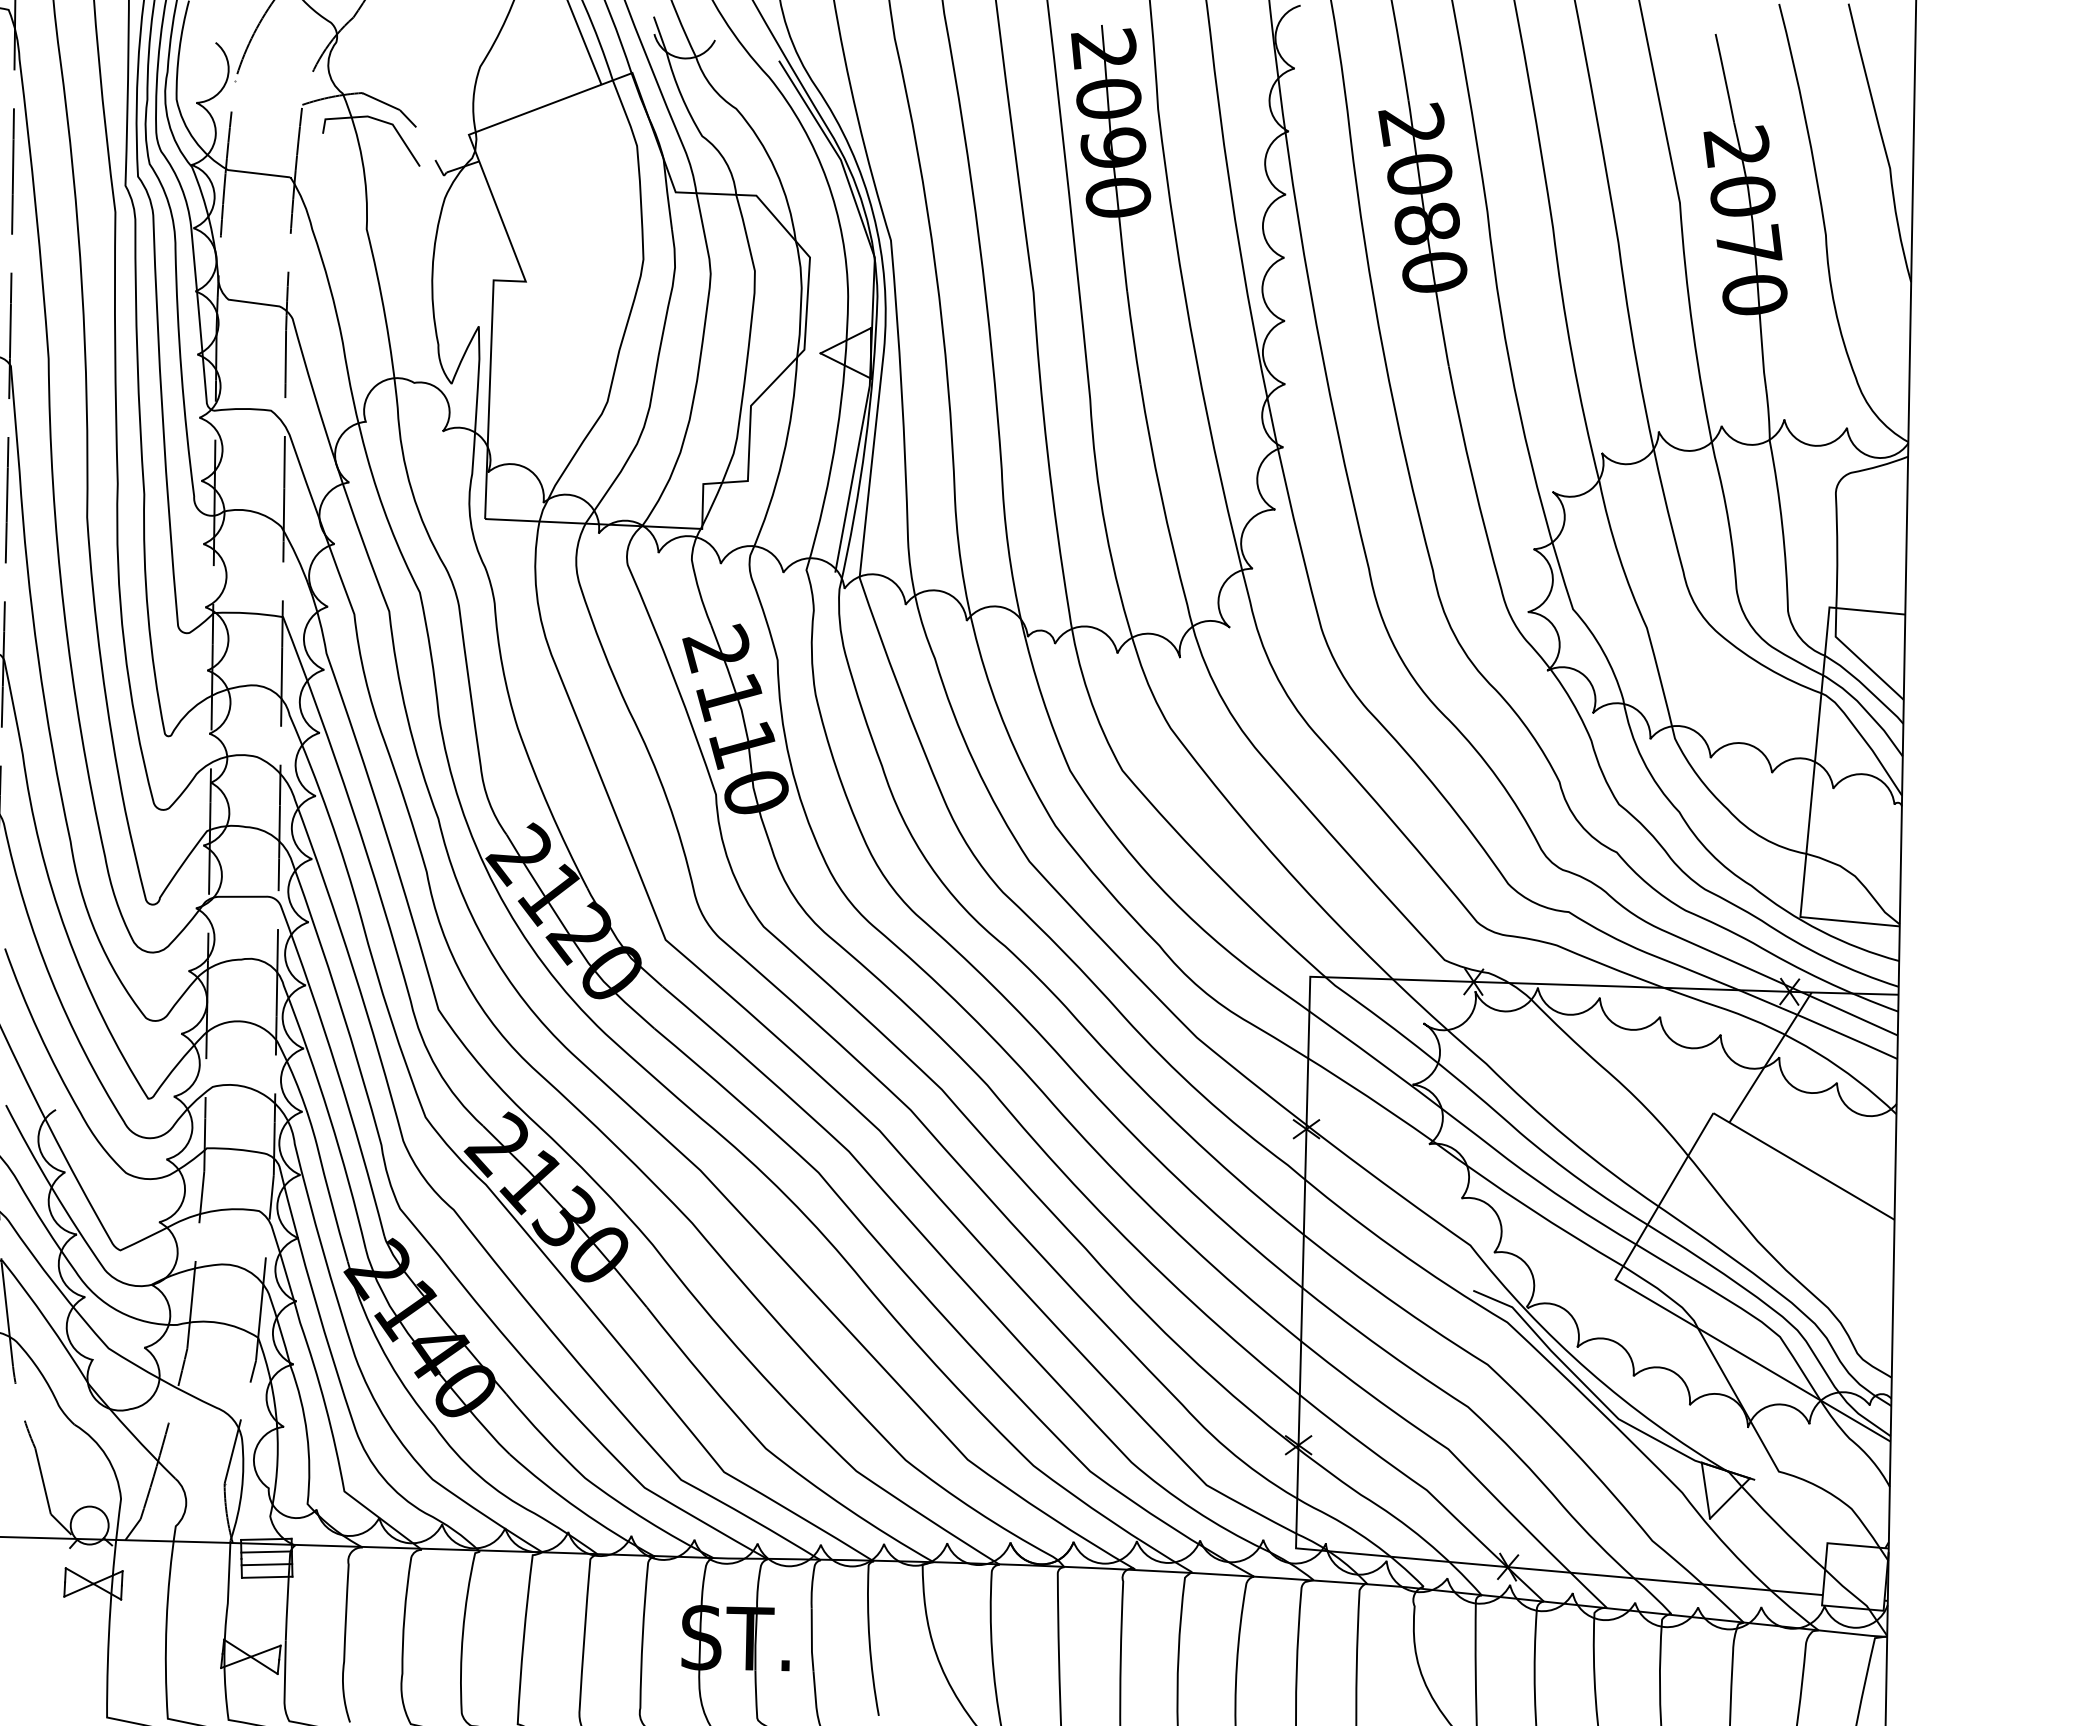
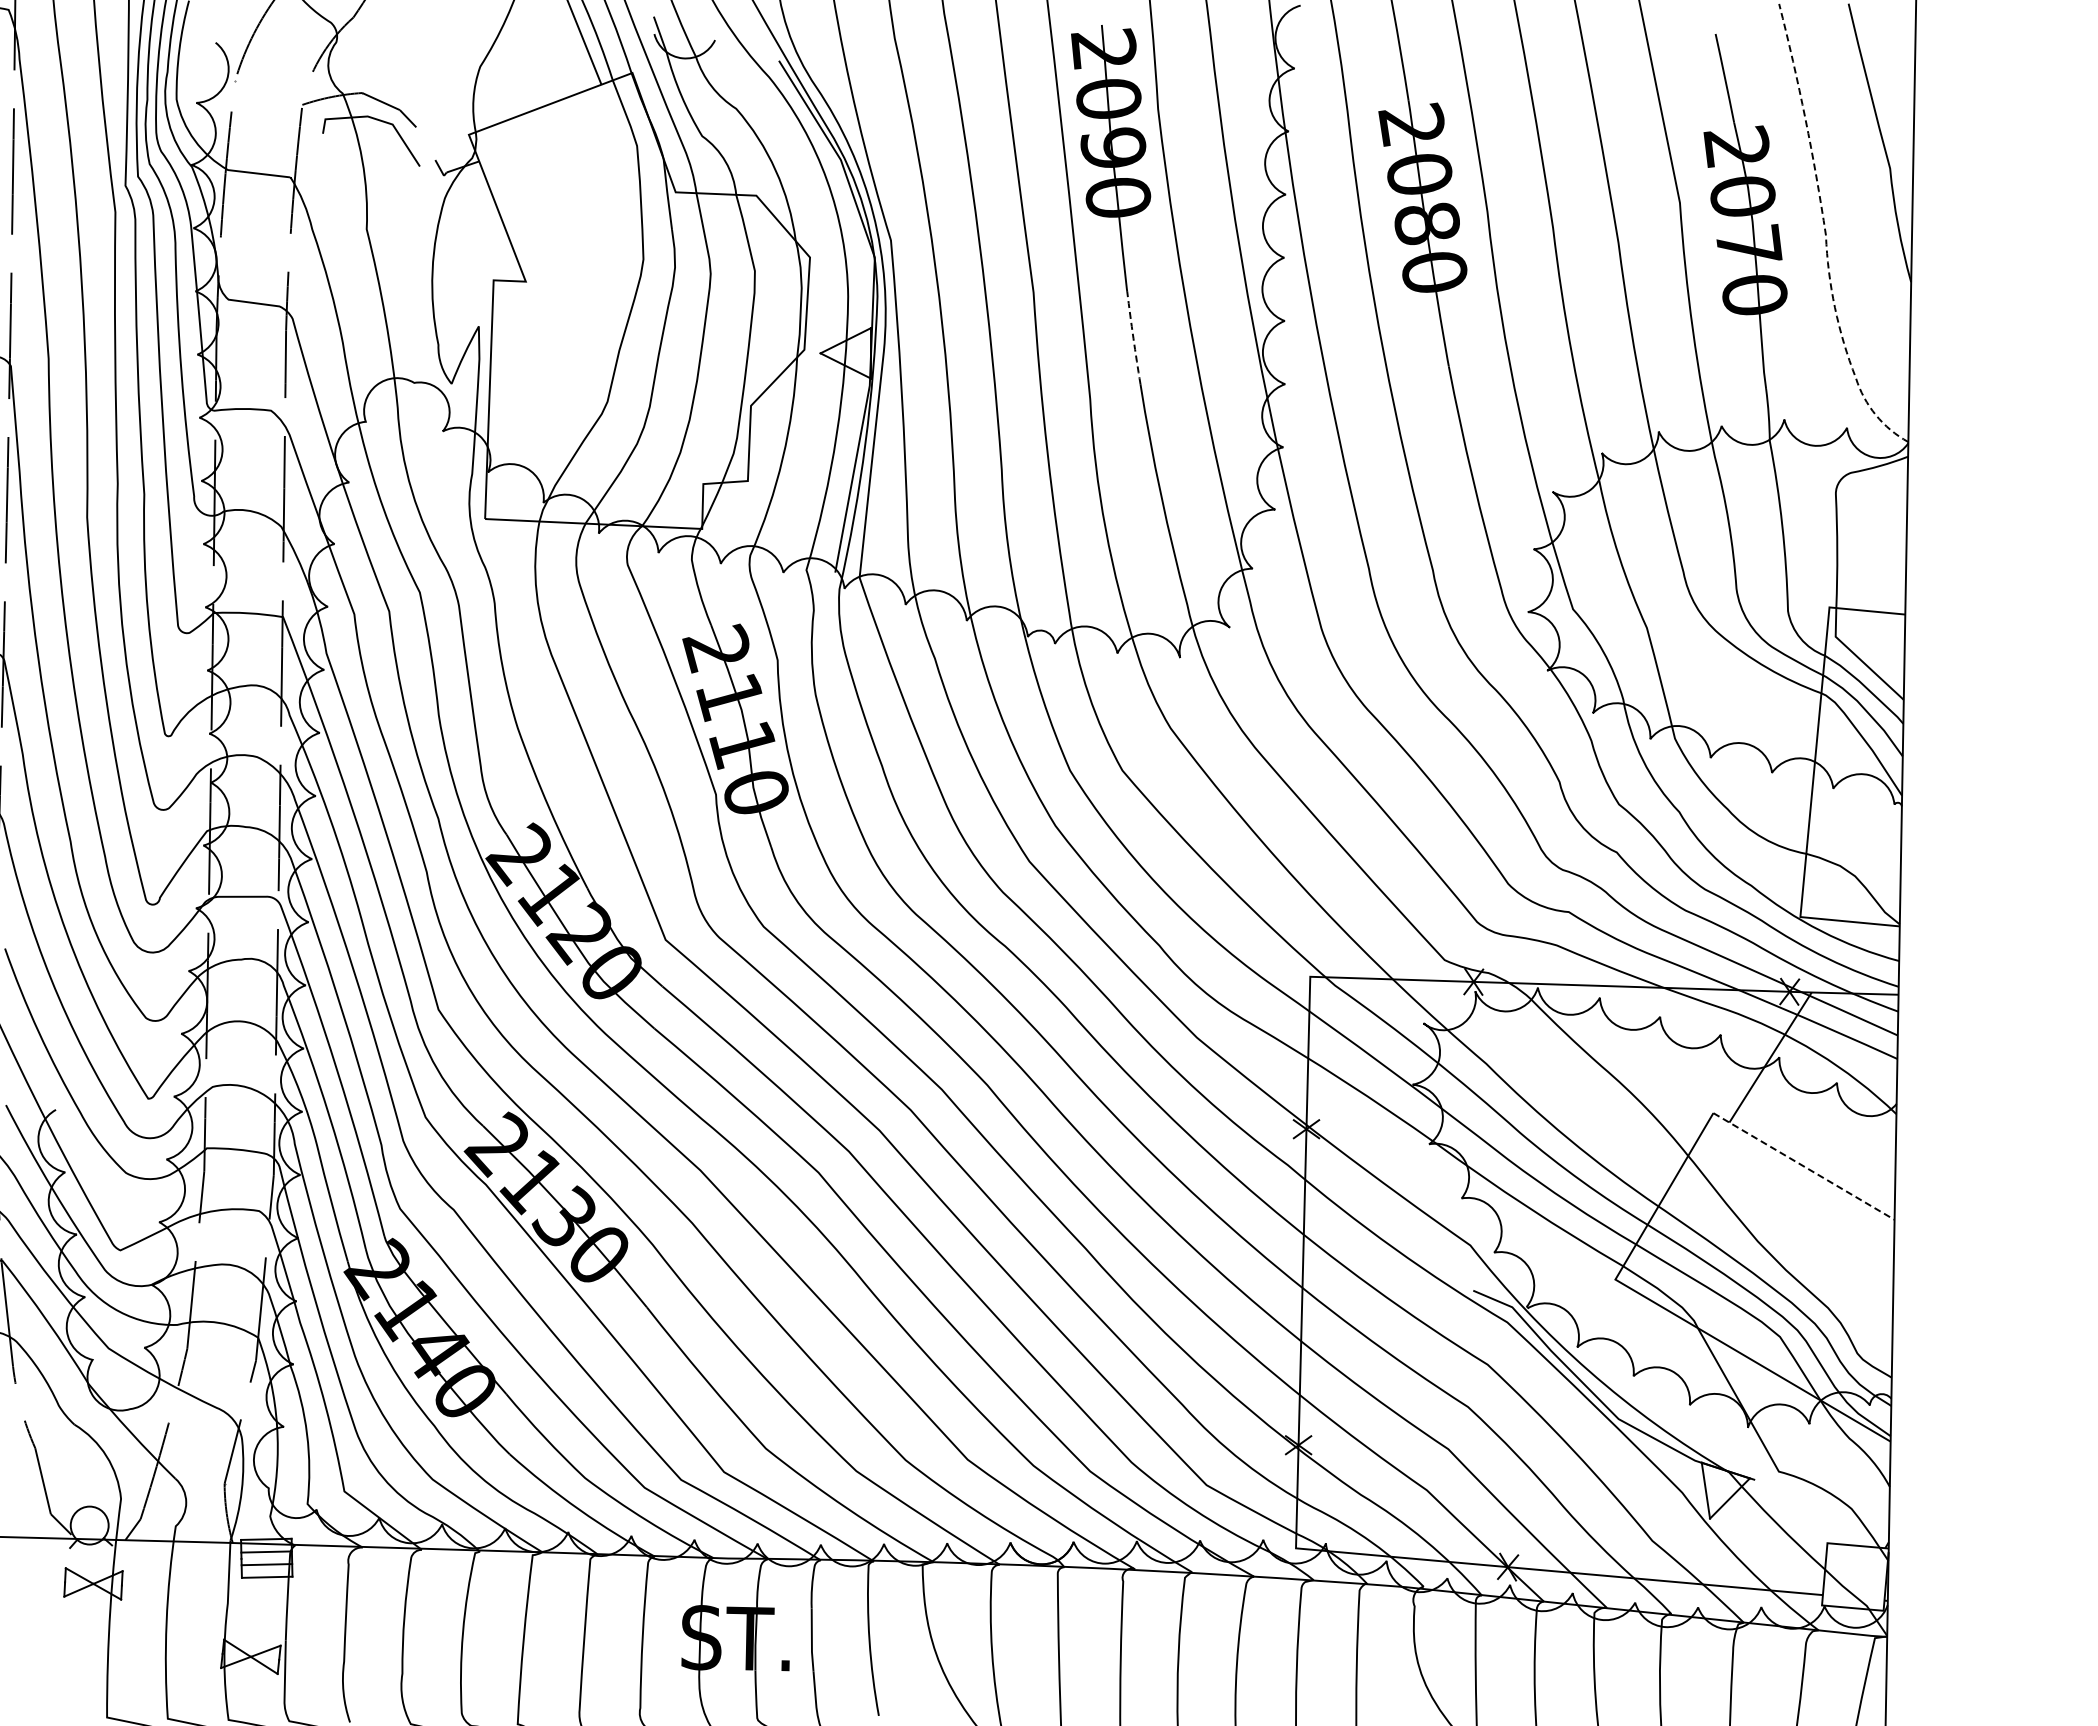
line: solid -> dashed (1826, 240)
line: solid -> dashed (1133, 338)
line: solid -> dashed (1804, 1166)
